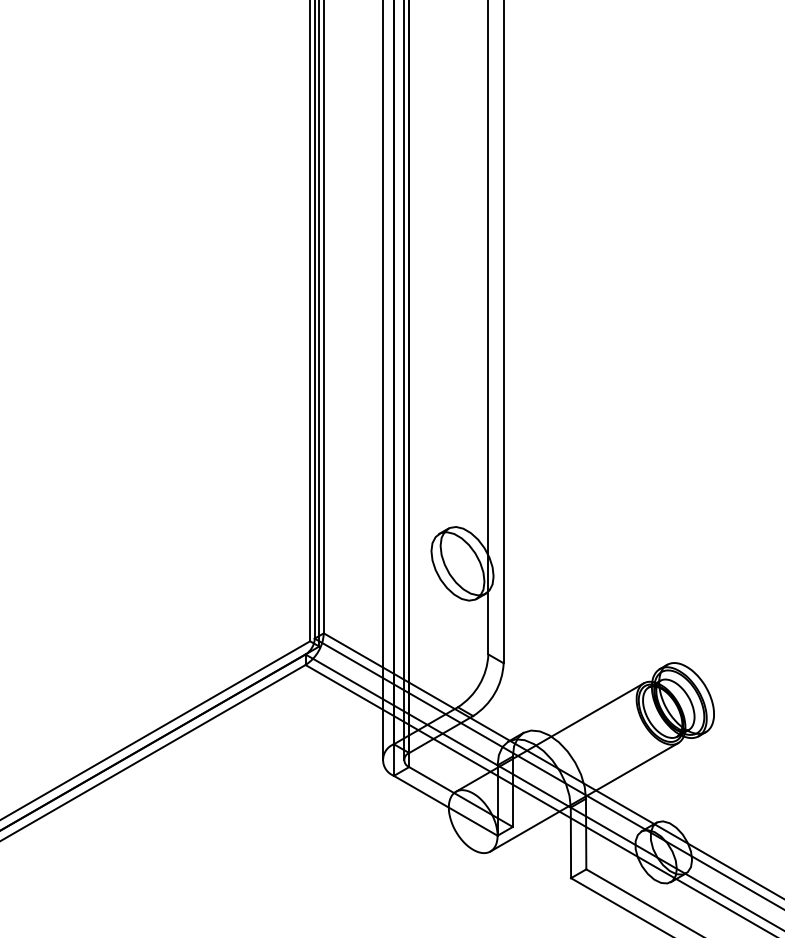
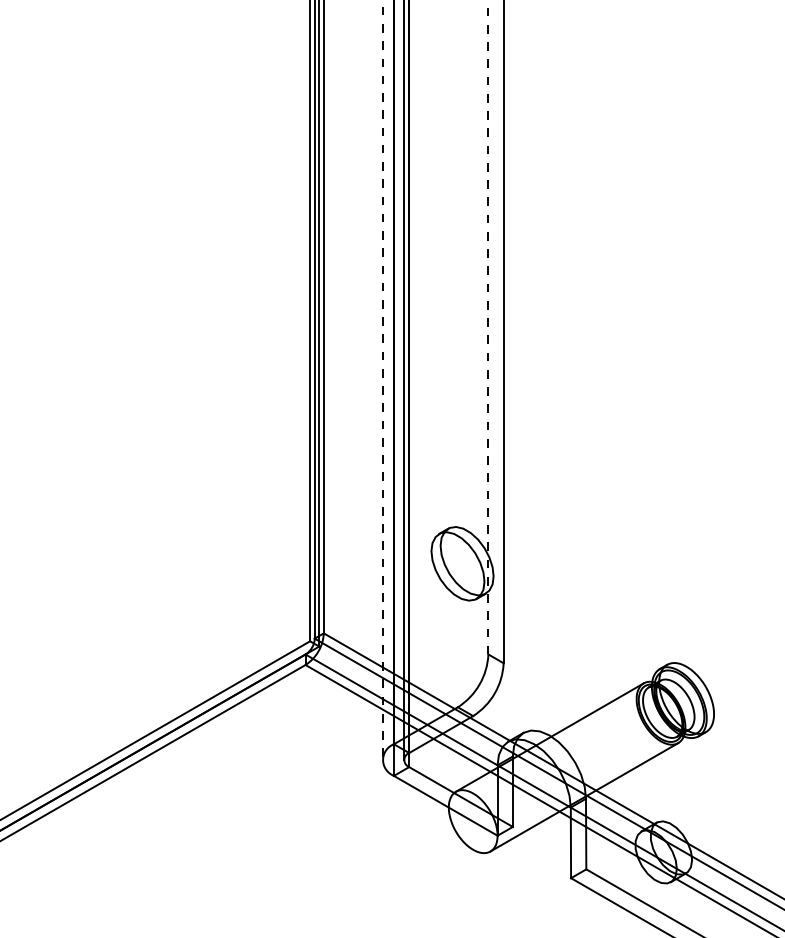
line: solid -> dashed (488, 327)
line: solid -> dashed (382, 381)
